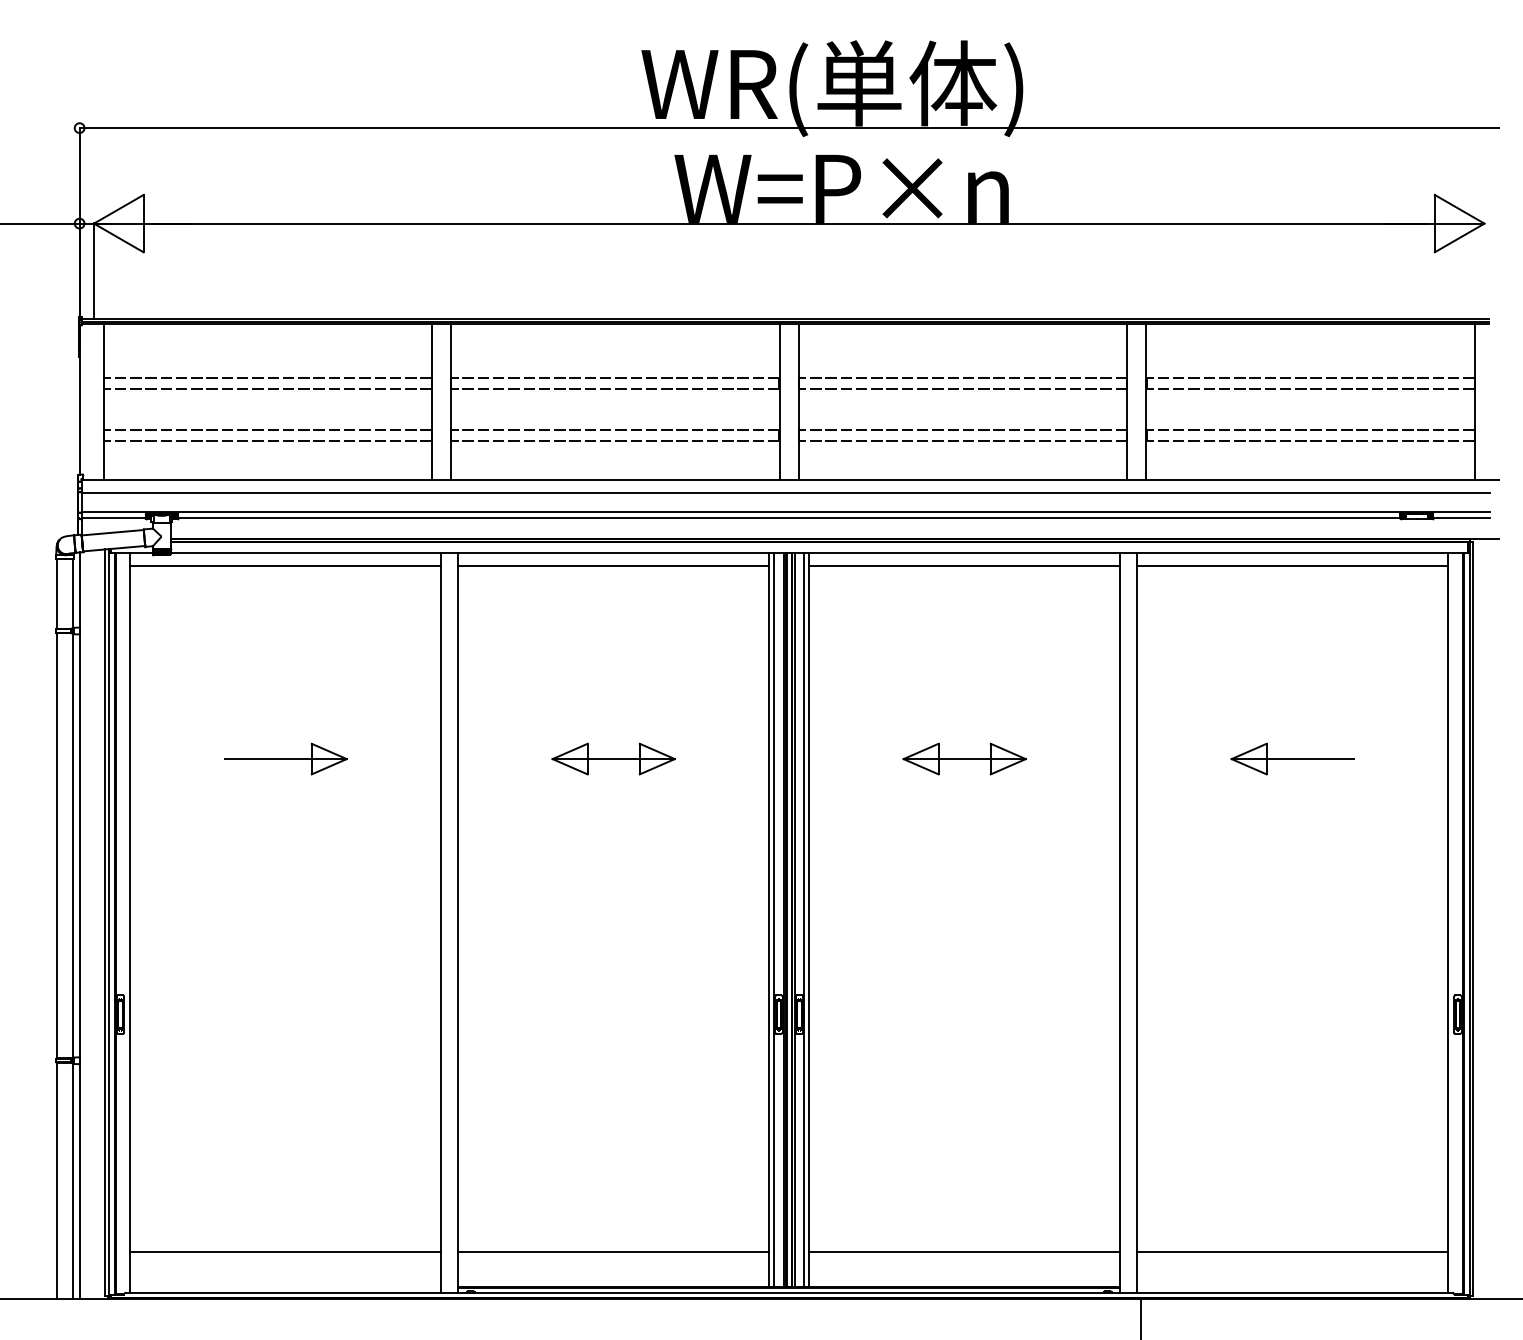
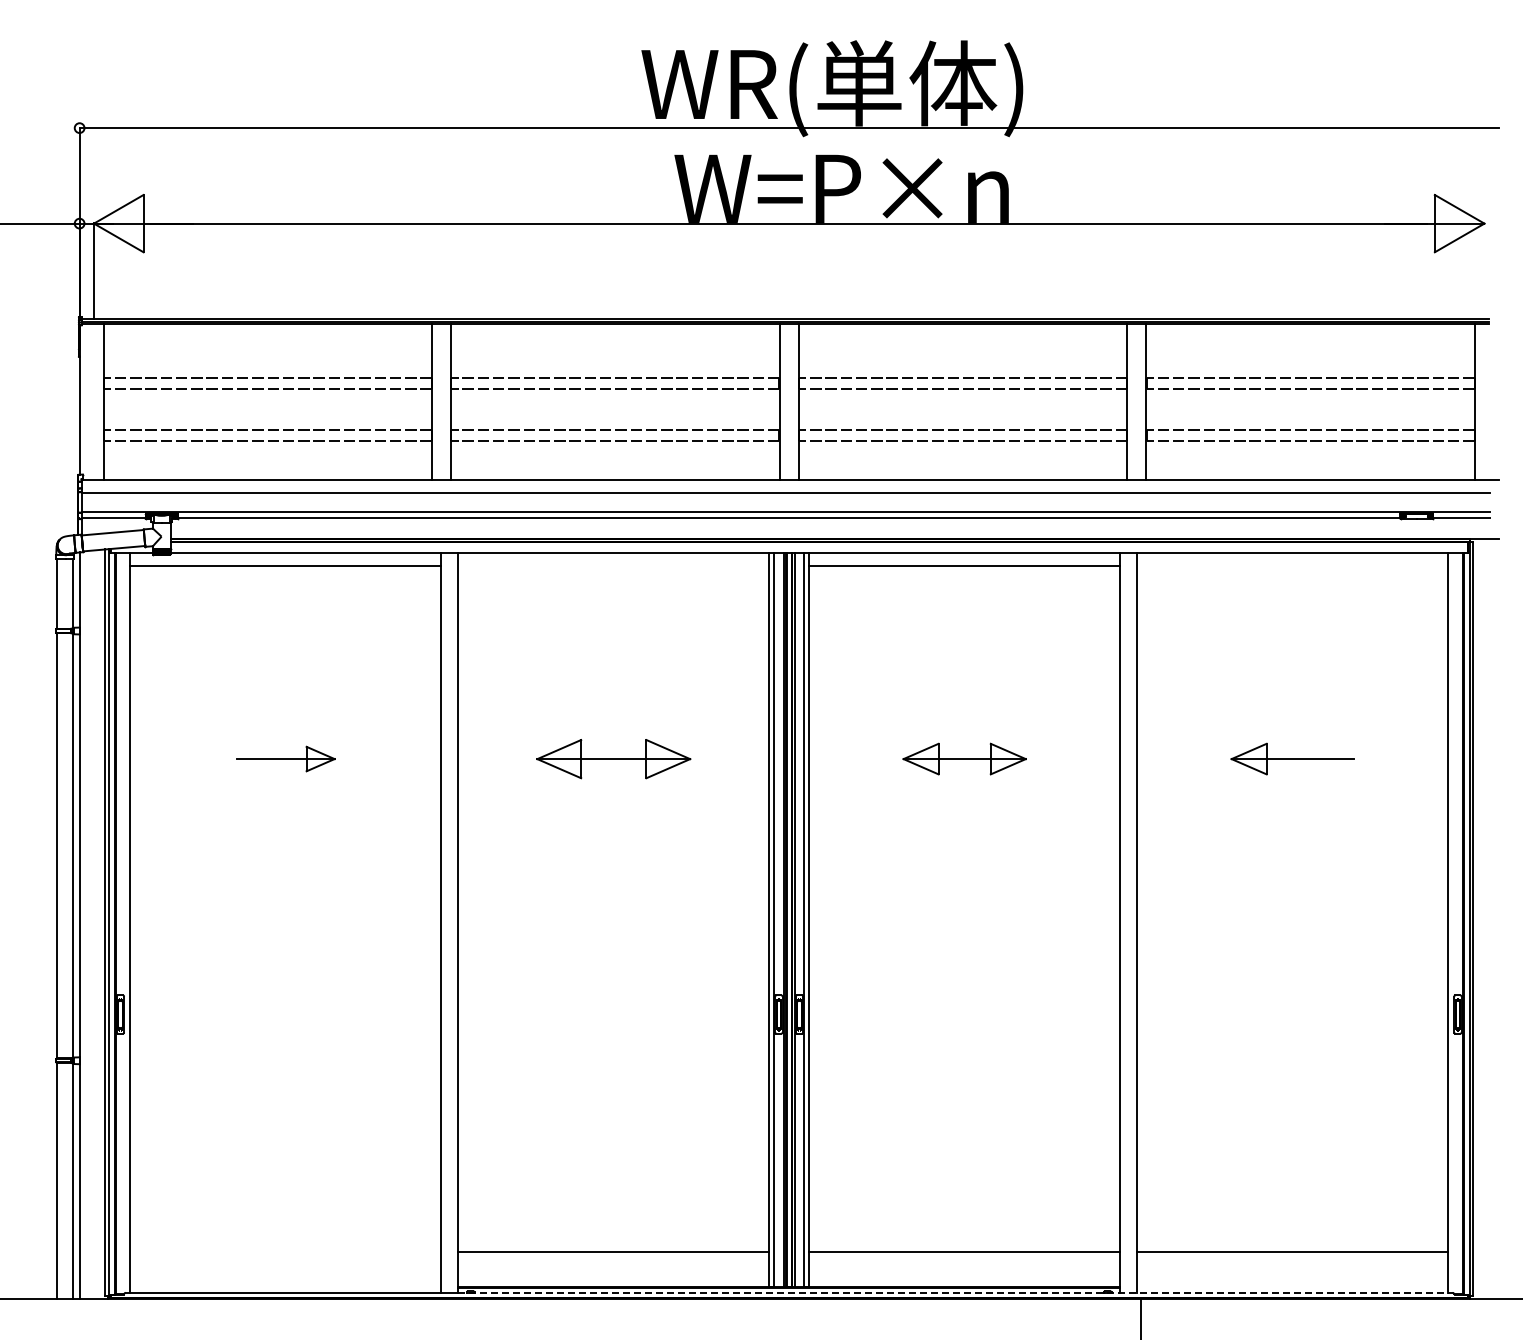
line: present -> none (613, 565)
line: present -> none (1292, 565)
part size: 124x34 px -> 100x28 px (285, 758)
part size: 125x34 px -> 156x41 px (613, 759)
line: present -> none (285, 1252)
line: solid -> dashed (955, 1292)
